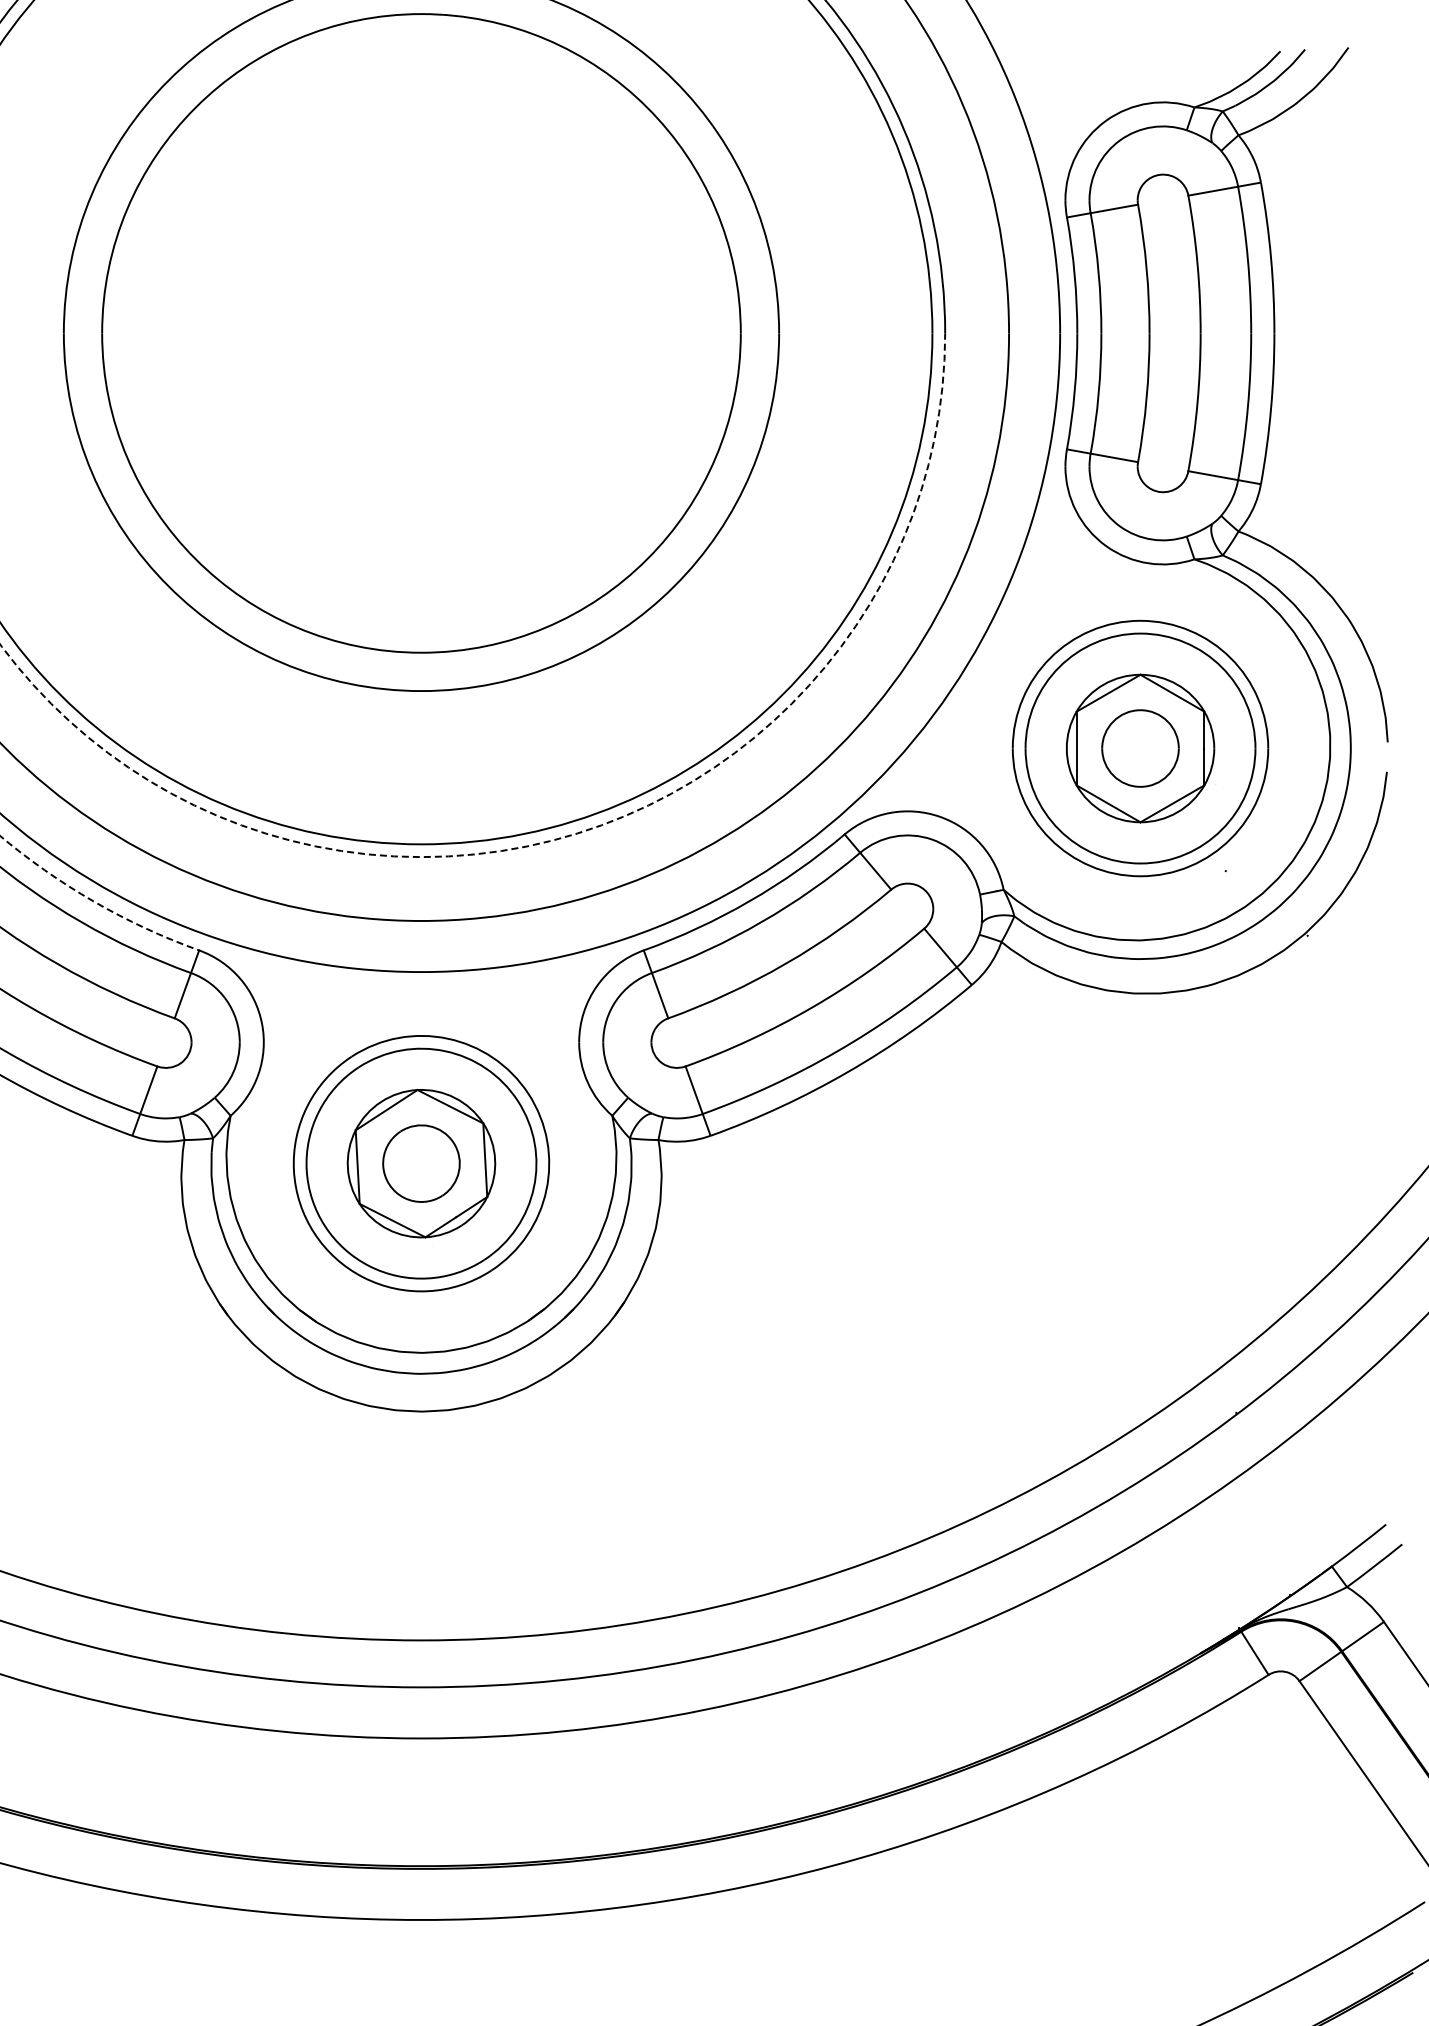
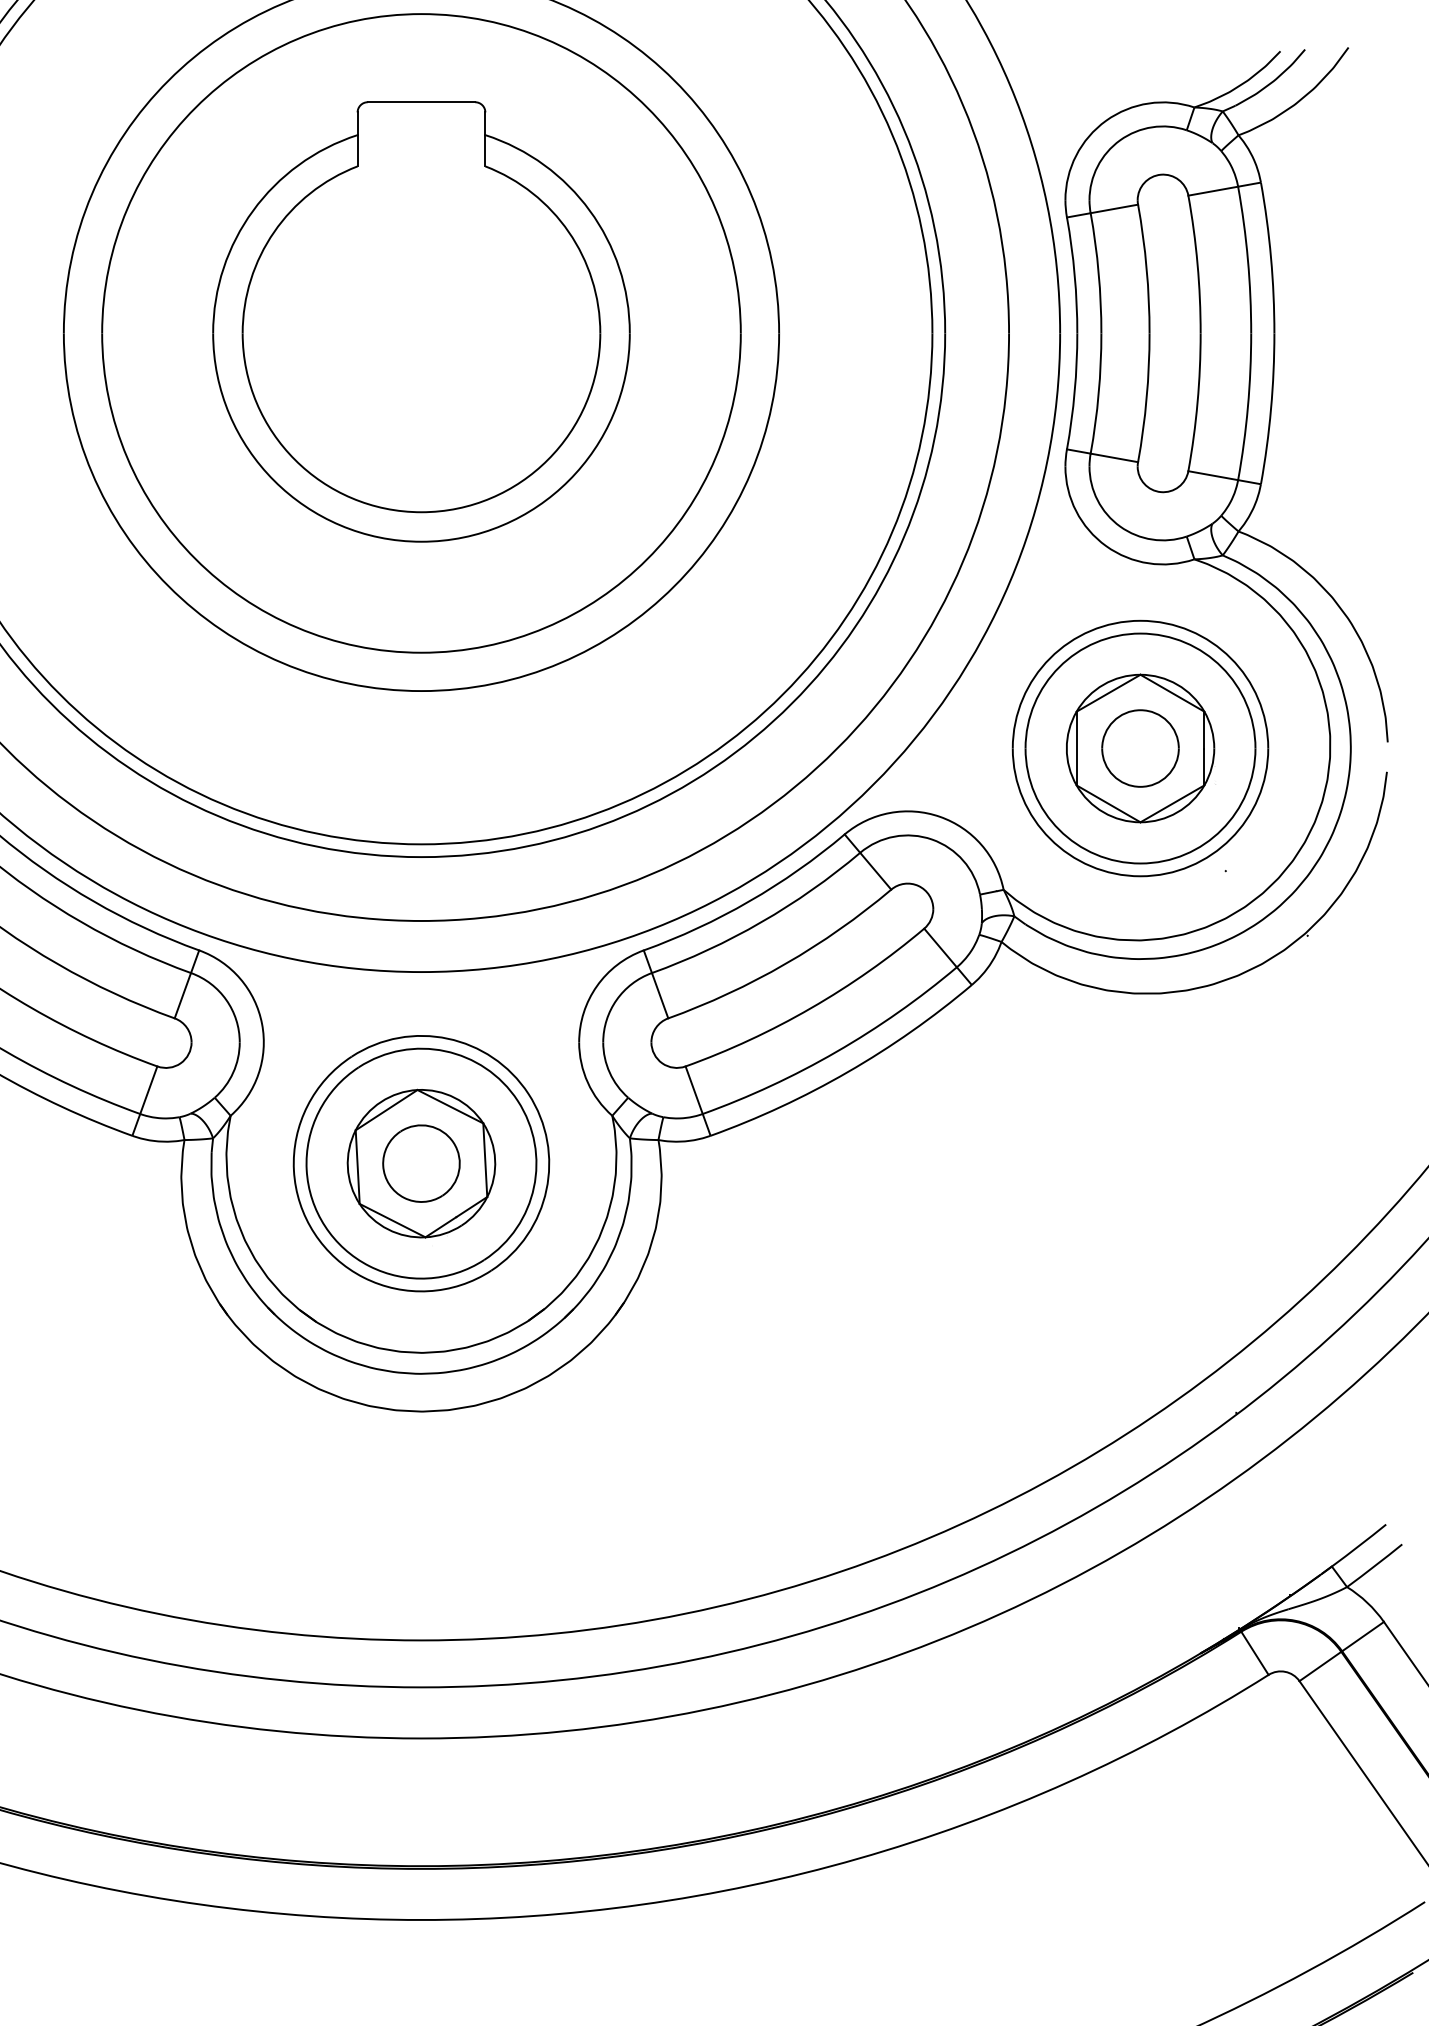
part: none -> present (421, 321)
arc: dashed -> solid (585, 830)
arc: dashed -> solid (94, 901)
